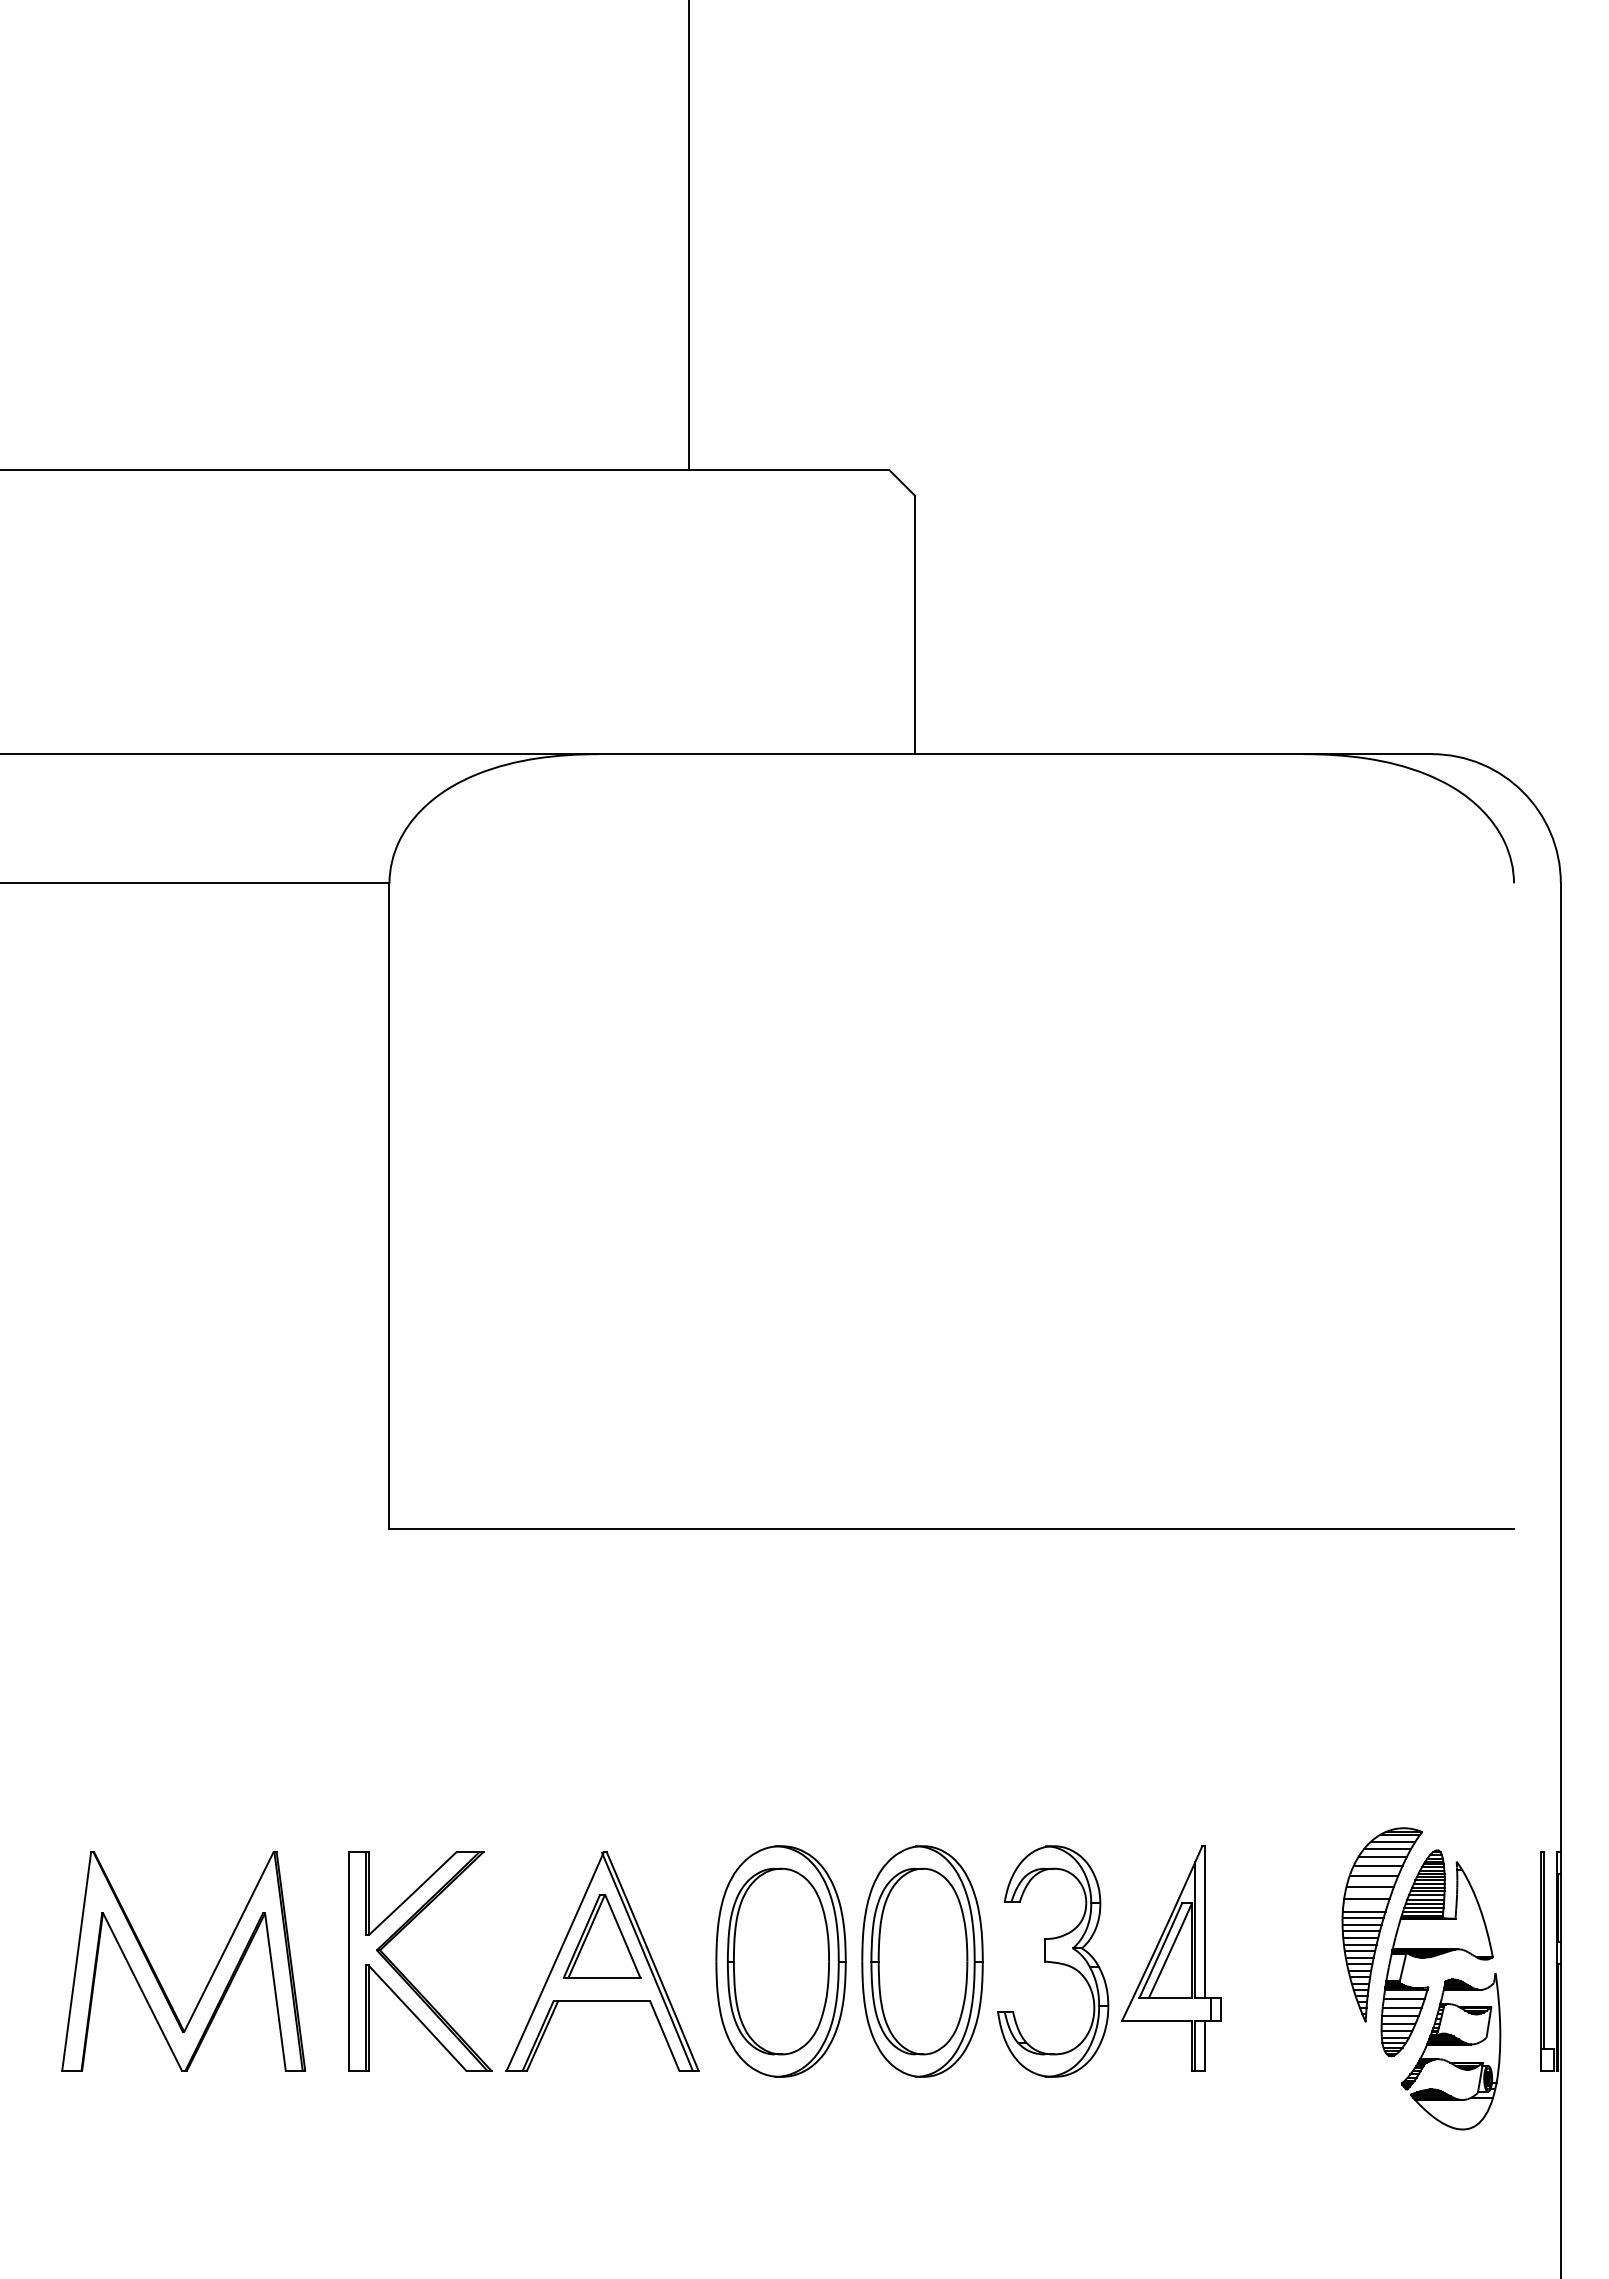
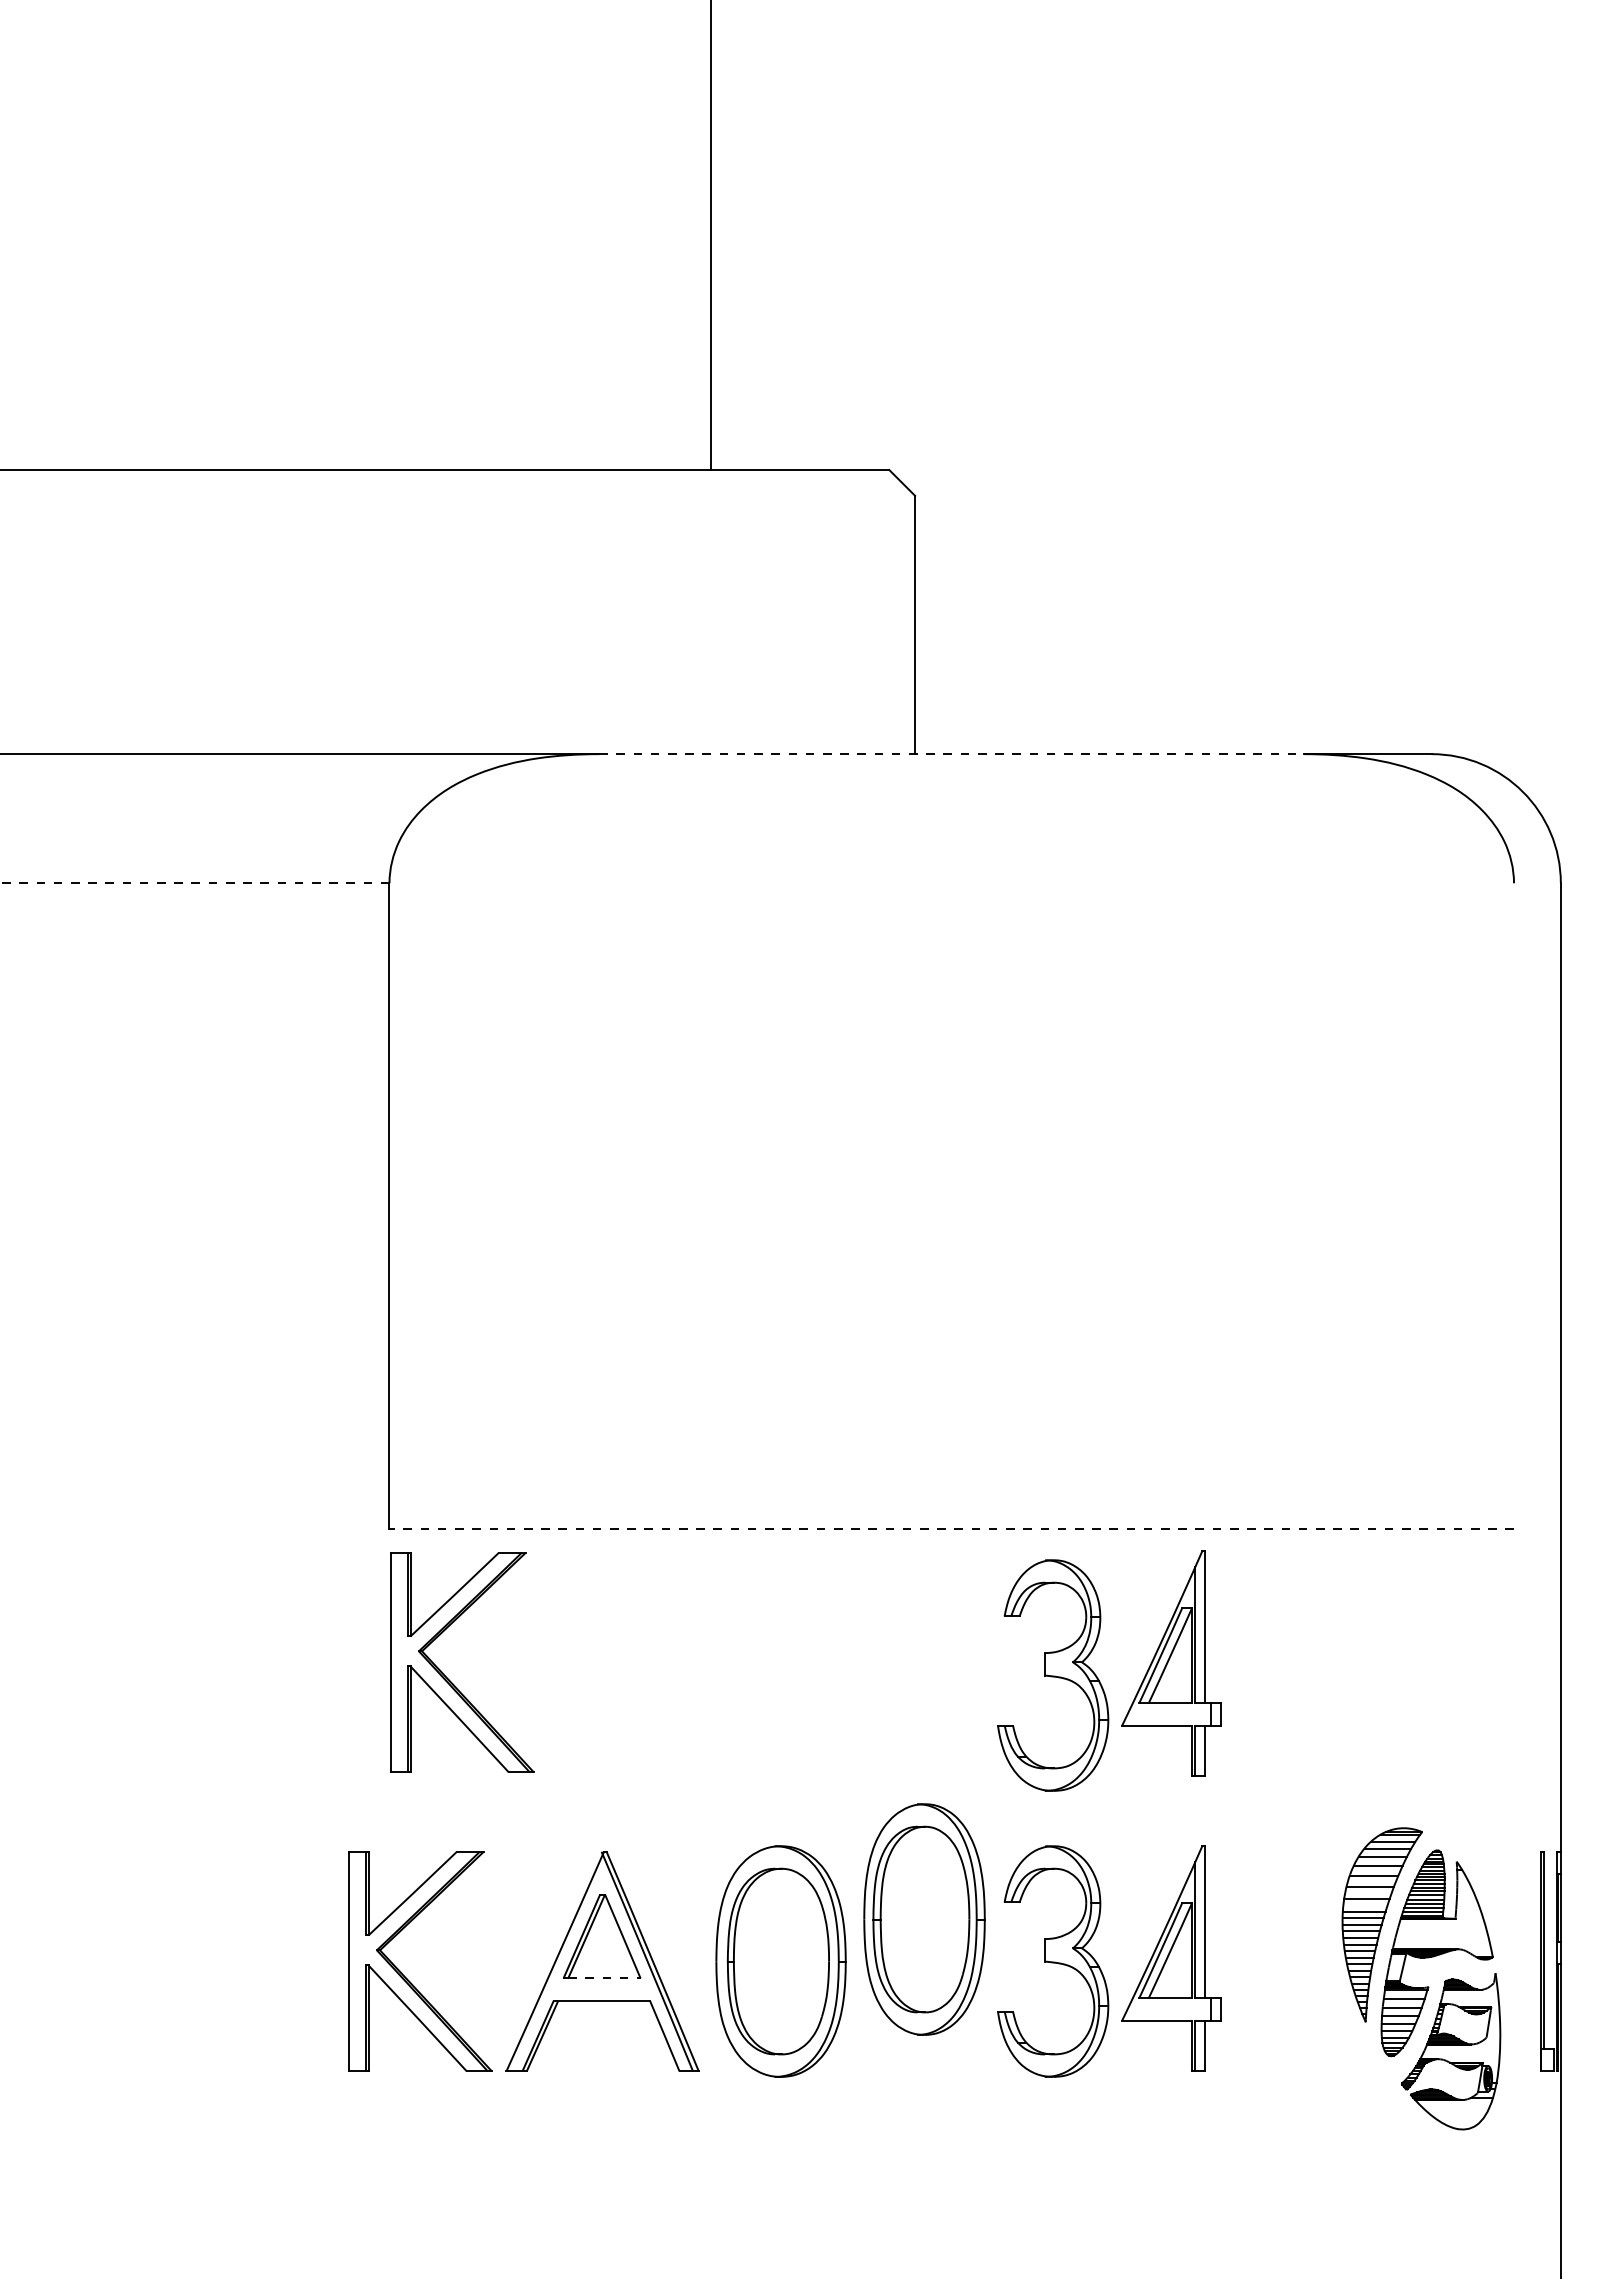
line position: (689, 236) -> (711, 236) (711, 236)
line: solid -> dashed (951, 754)
line: solid -> dashed (194, 883)
line: solid -> dashed (951, 1528)
part: none -> present (1171, 1663)
part: none -> present (1053, 1675)
part: none -> present (447, 1677)
part position: (922, 1961) -> (924, 1919) (924, 1919)
part: present -> none (157, 1975)
line: solid -> dashed (604, 1978)
